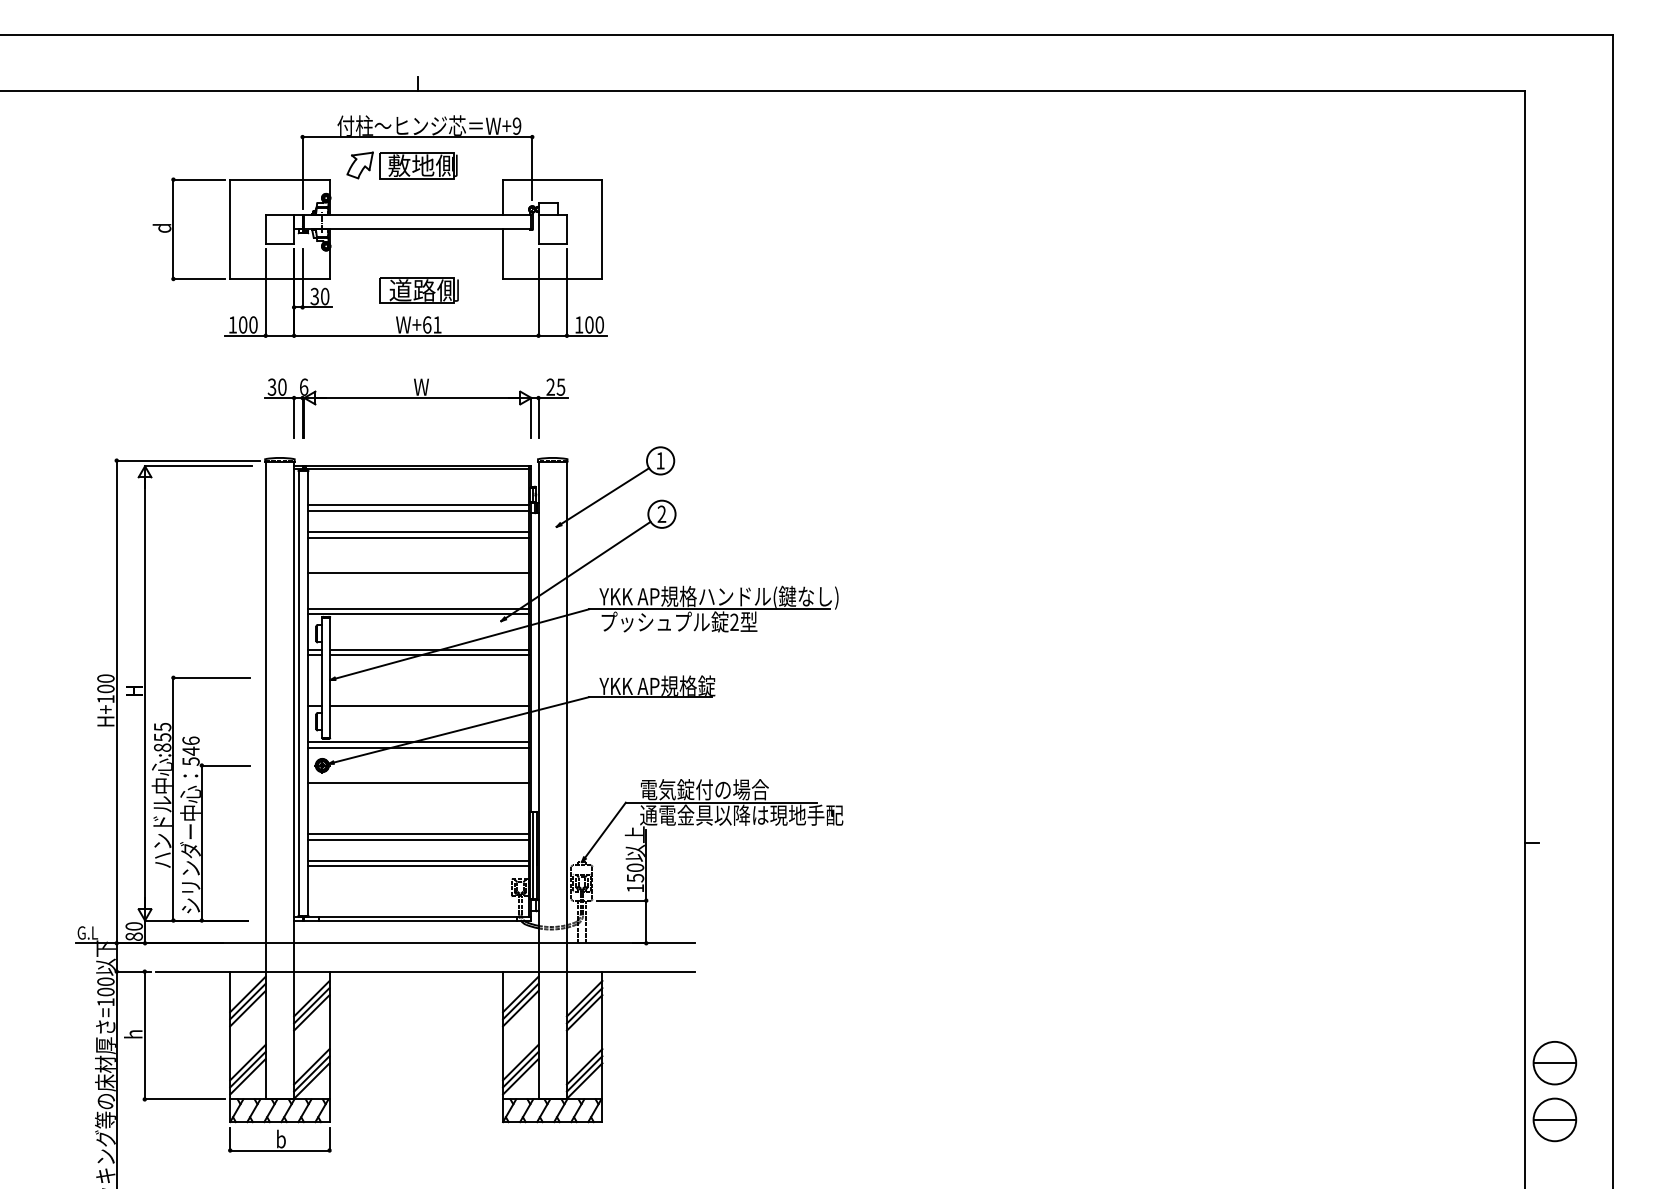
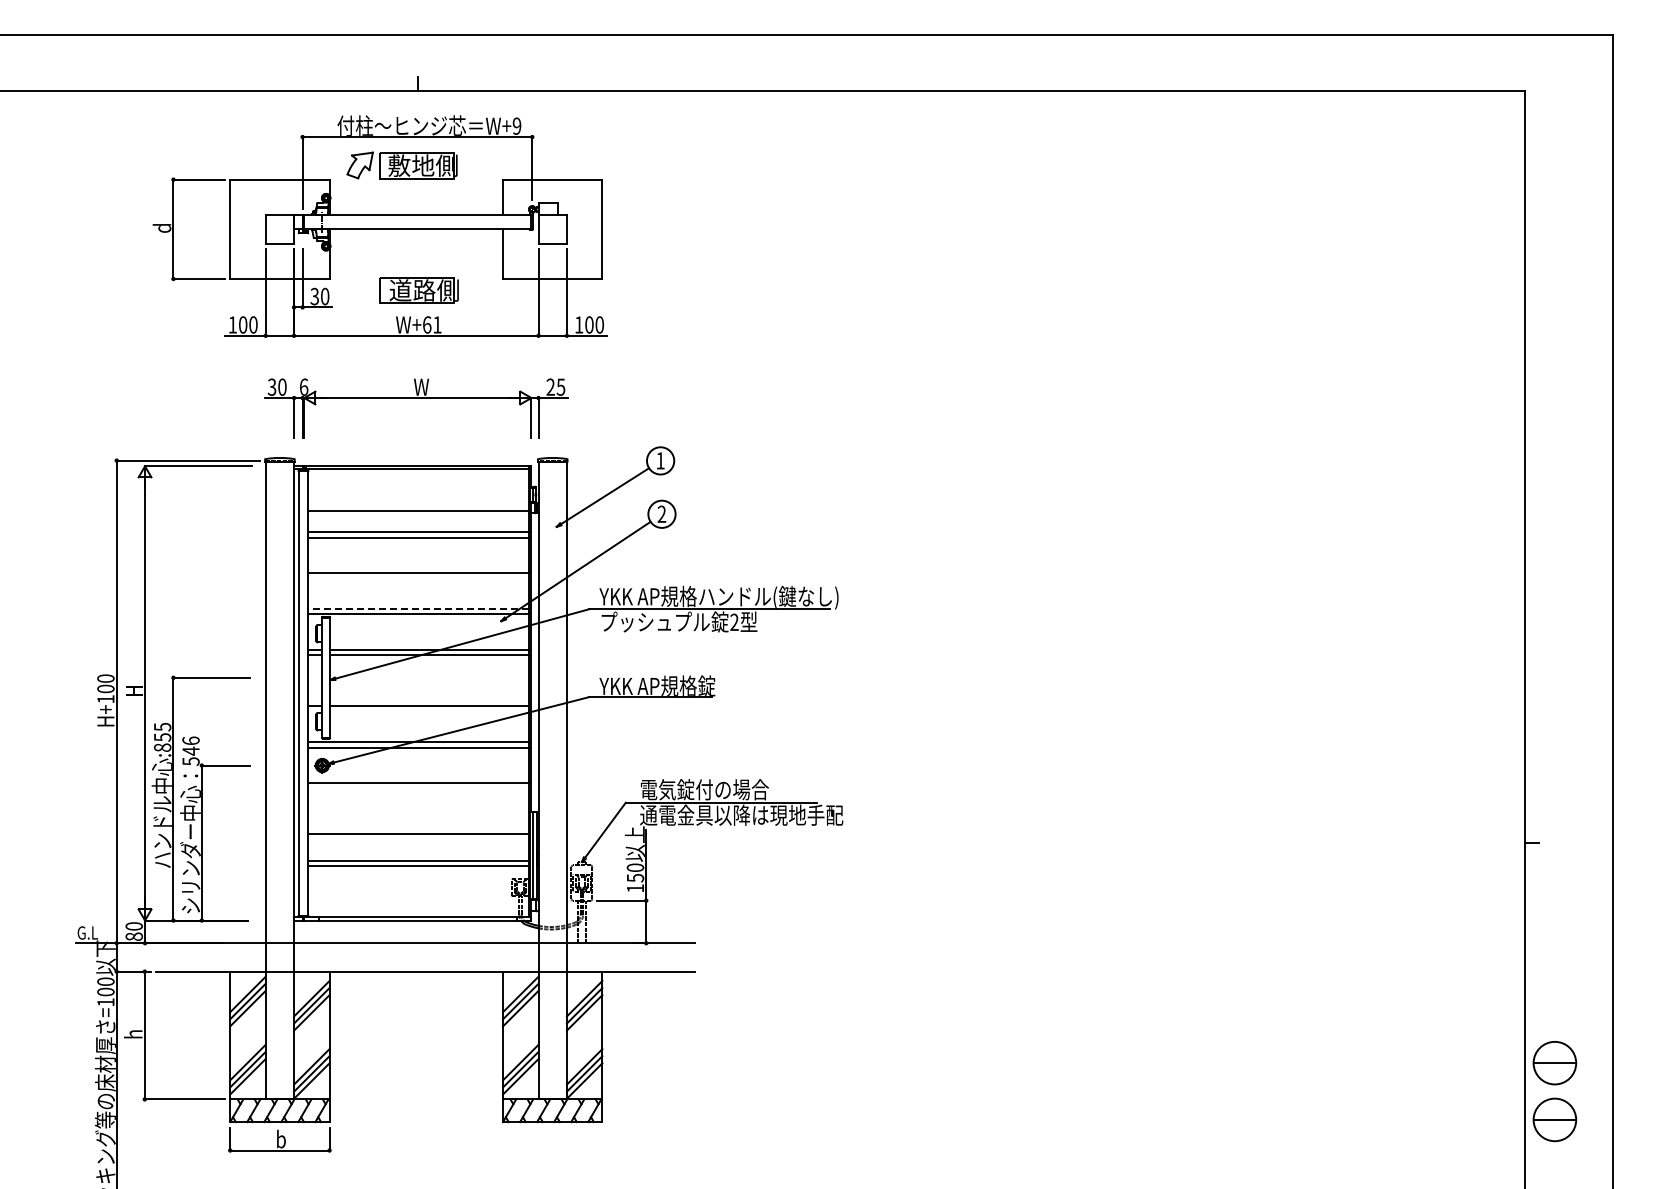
line: present -> none (418, 504)
line: solid -> dashed (417, 608)
line: present -> none (418, 839)
